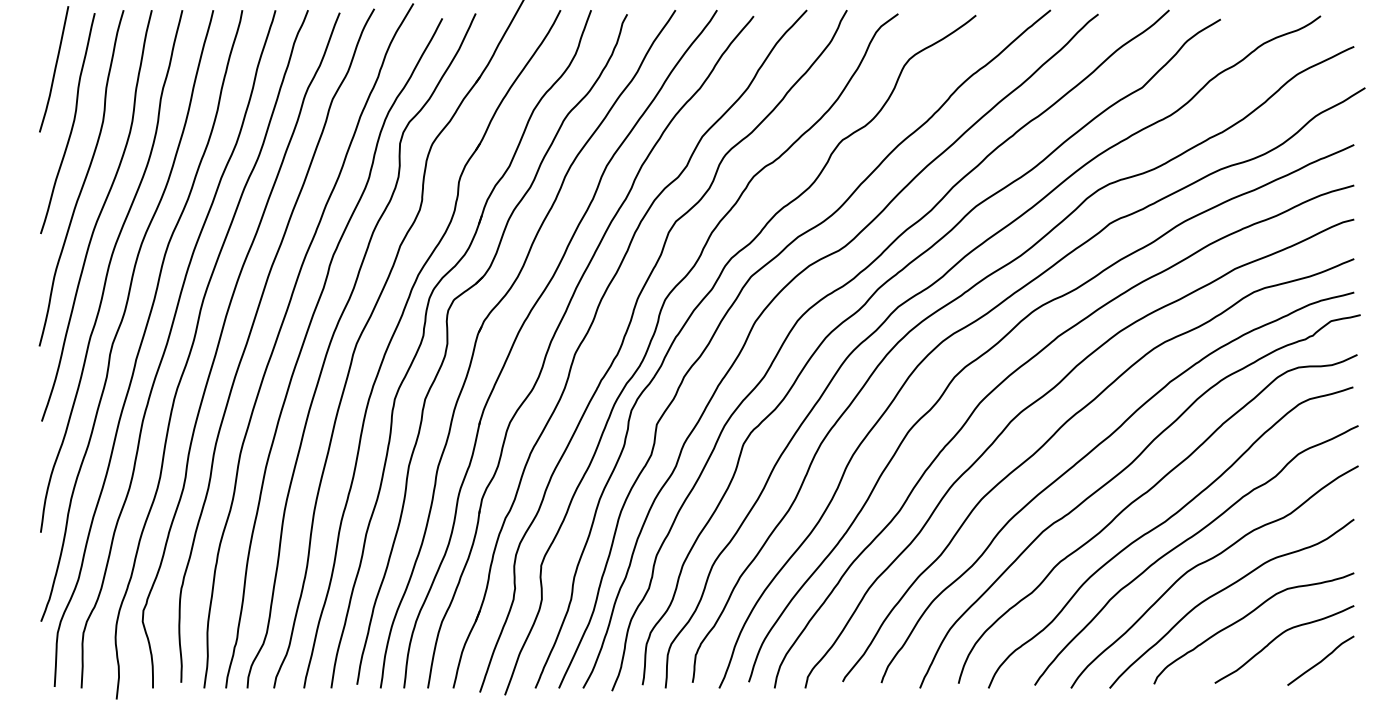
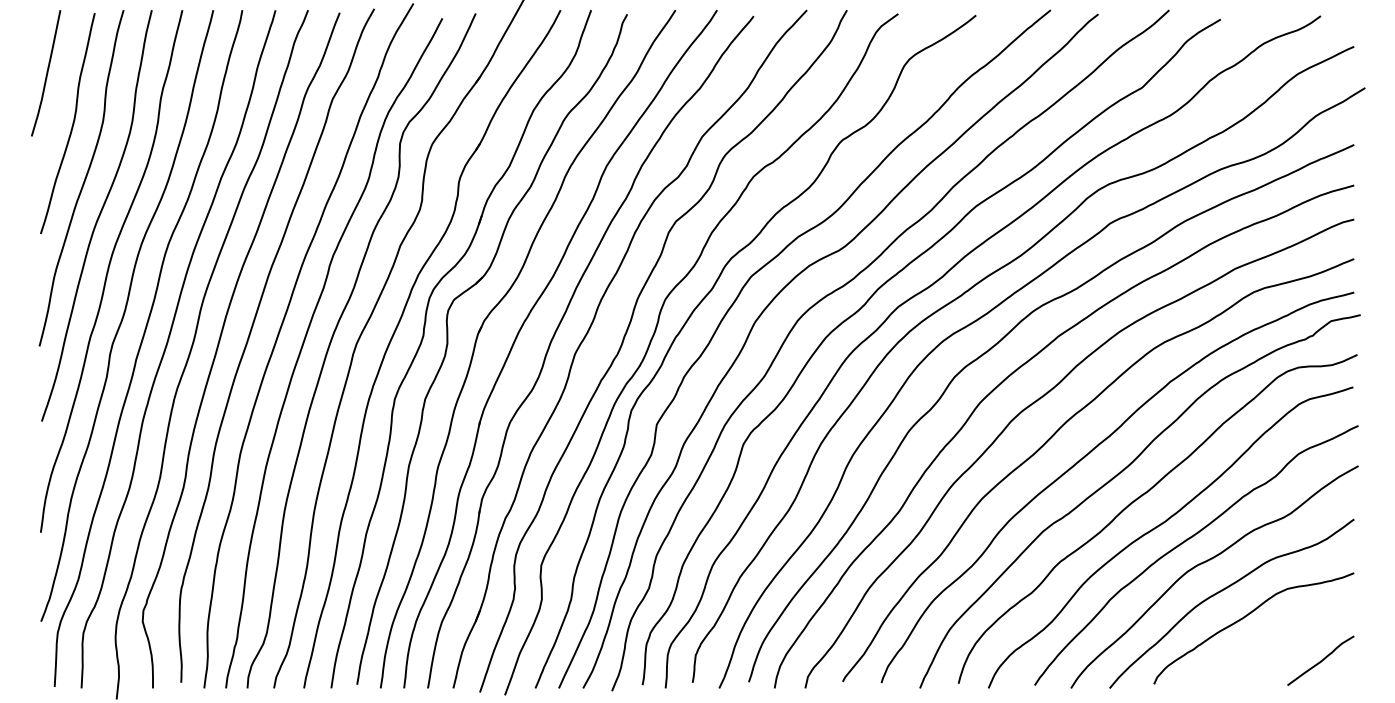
curve position: (54, 69) -> (46, 73) (46, 73)
curve: present -> none (1278, 637)
